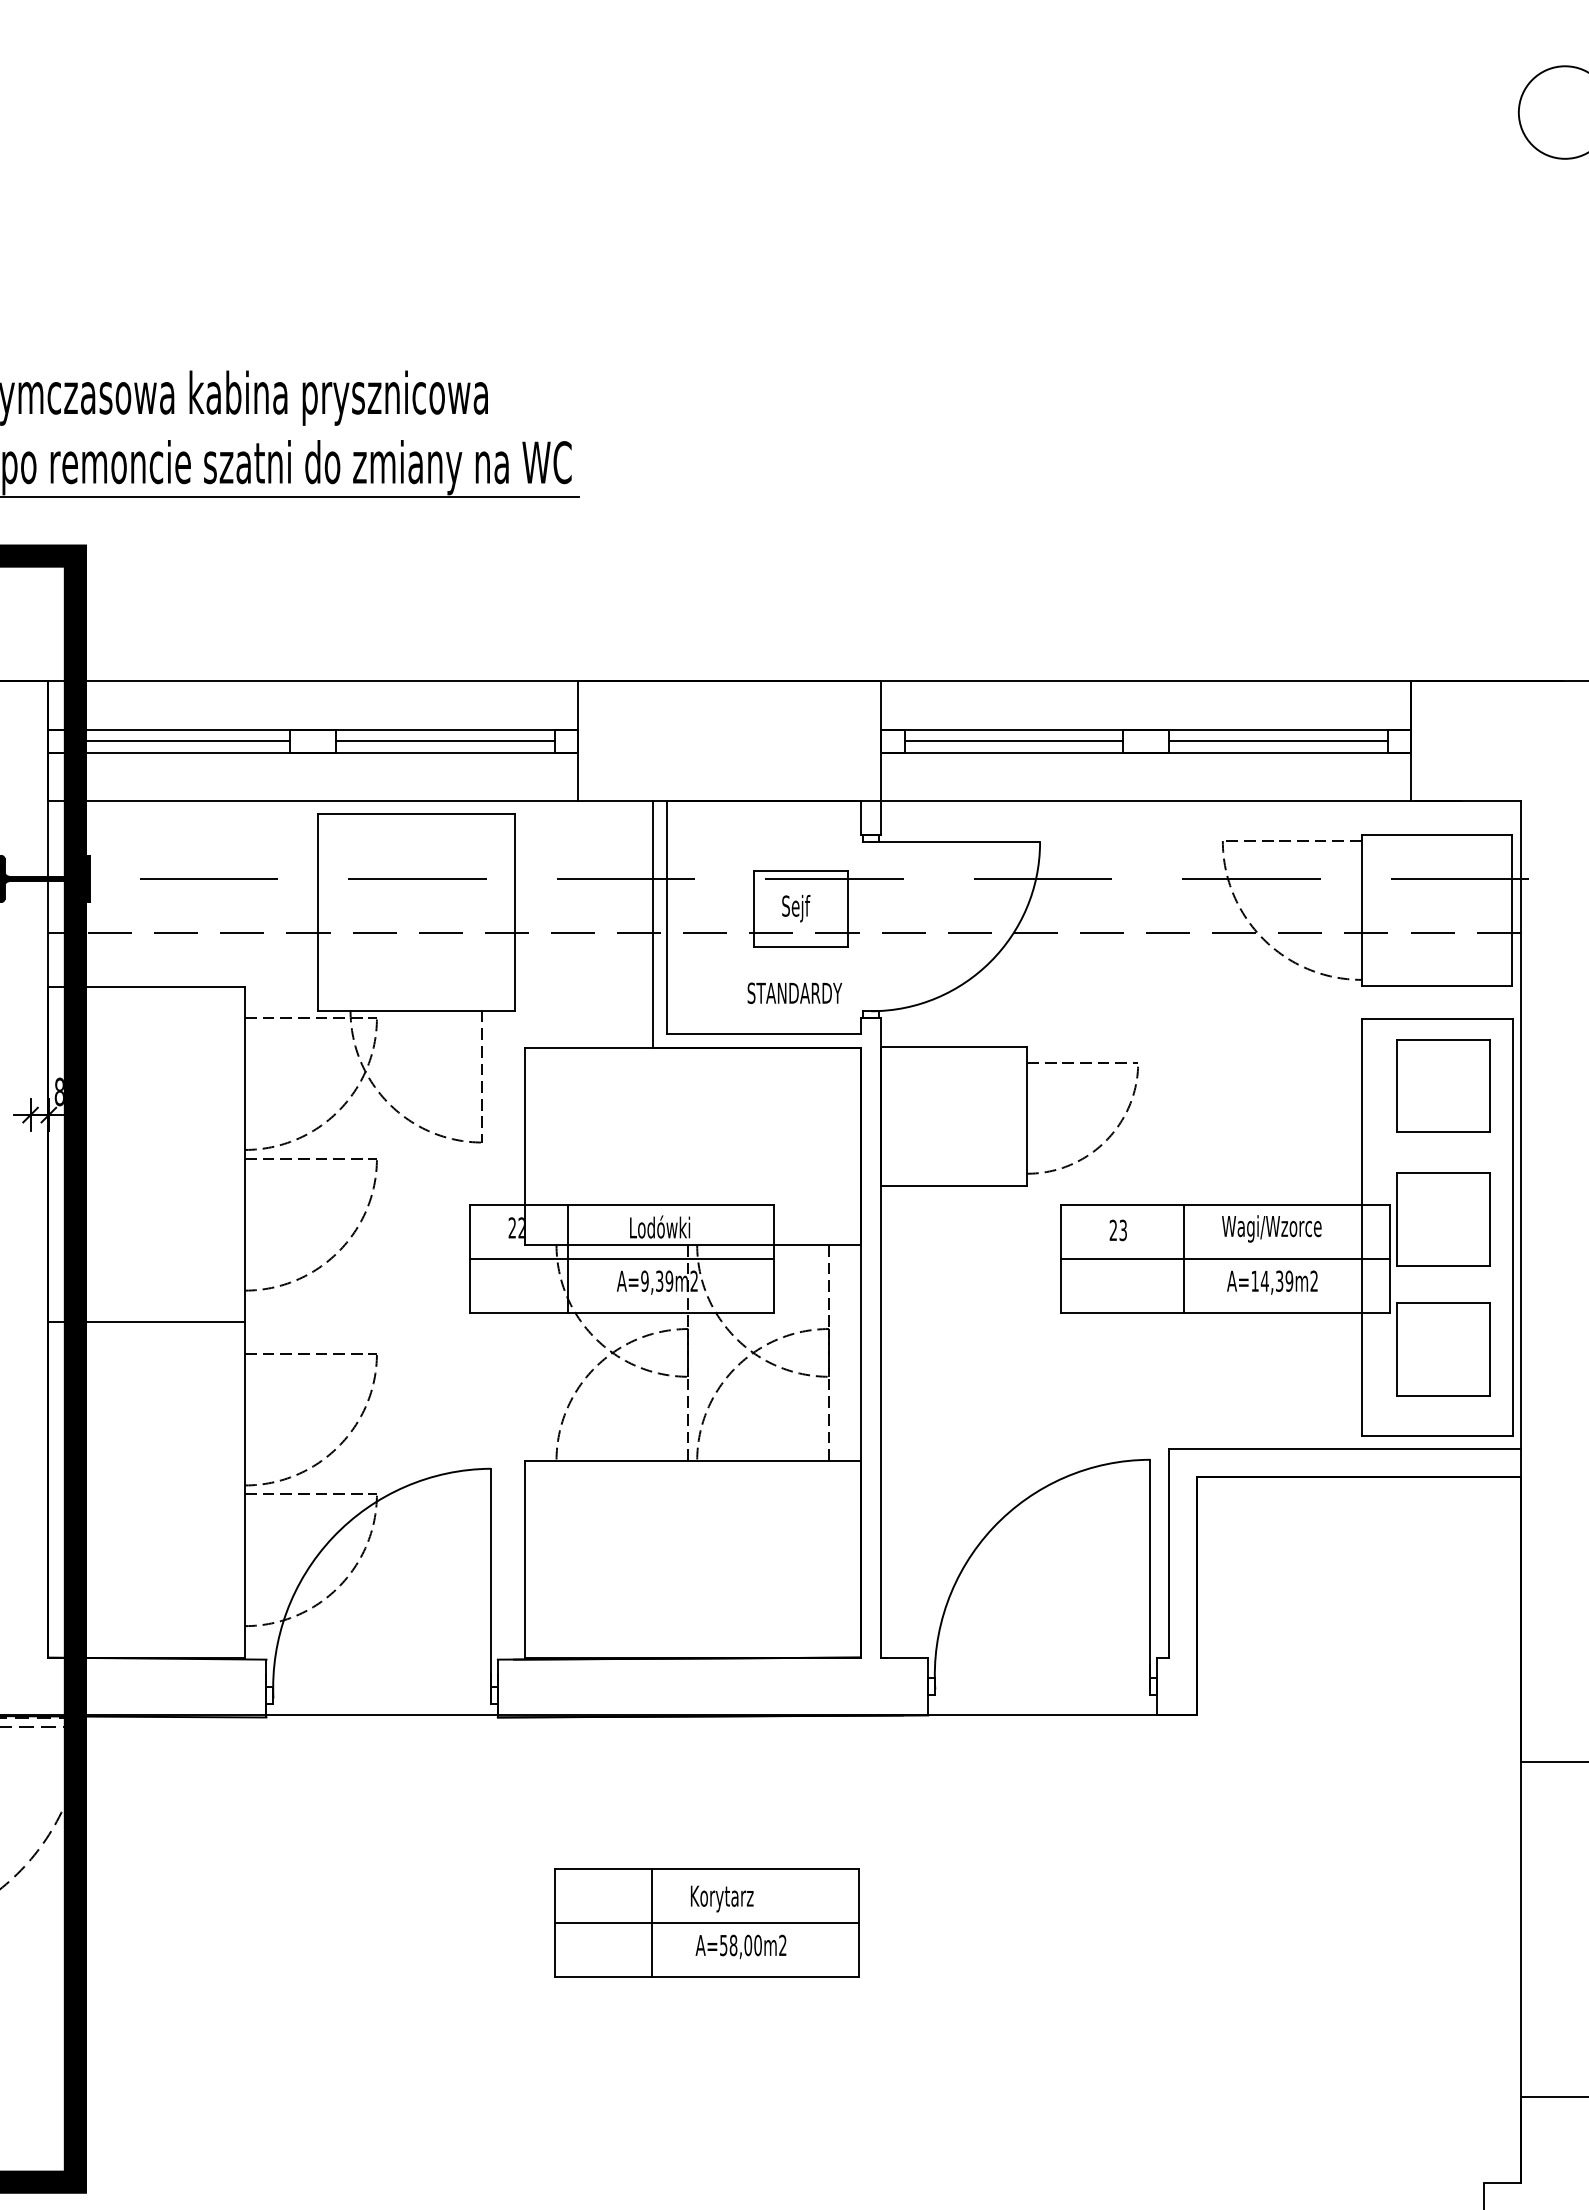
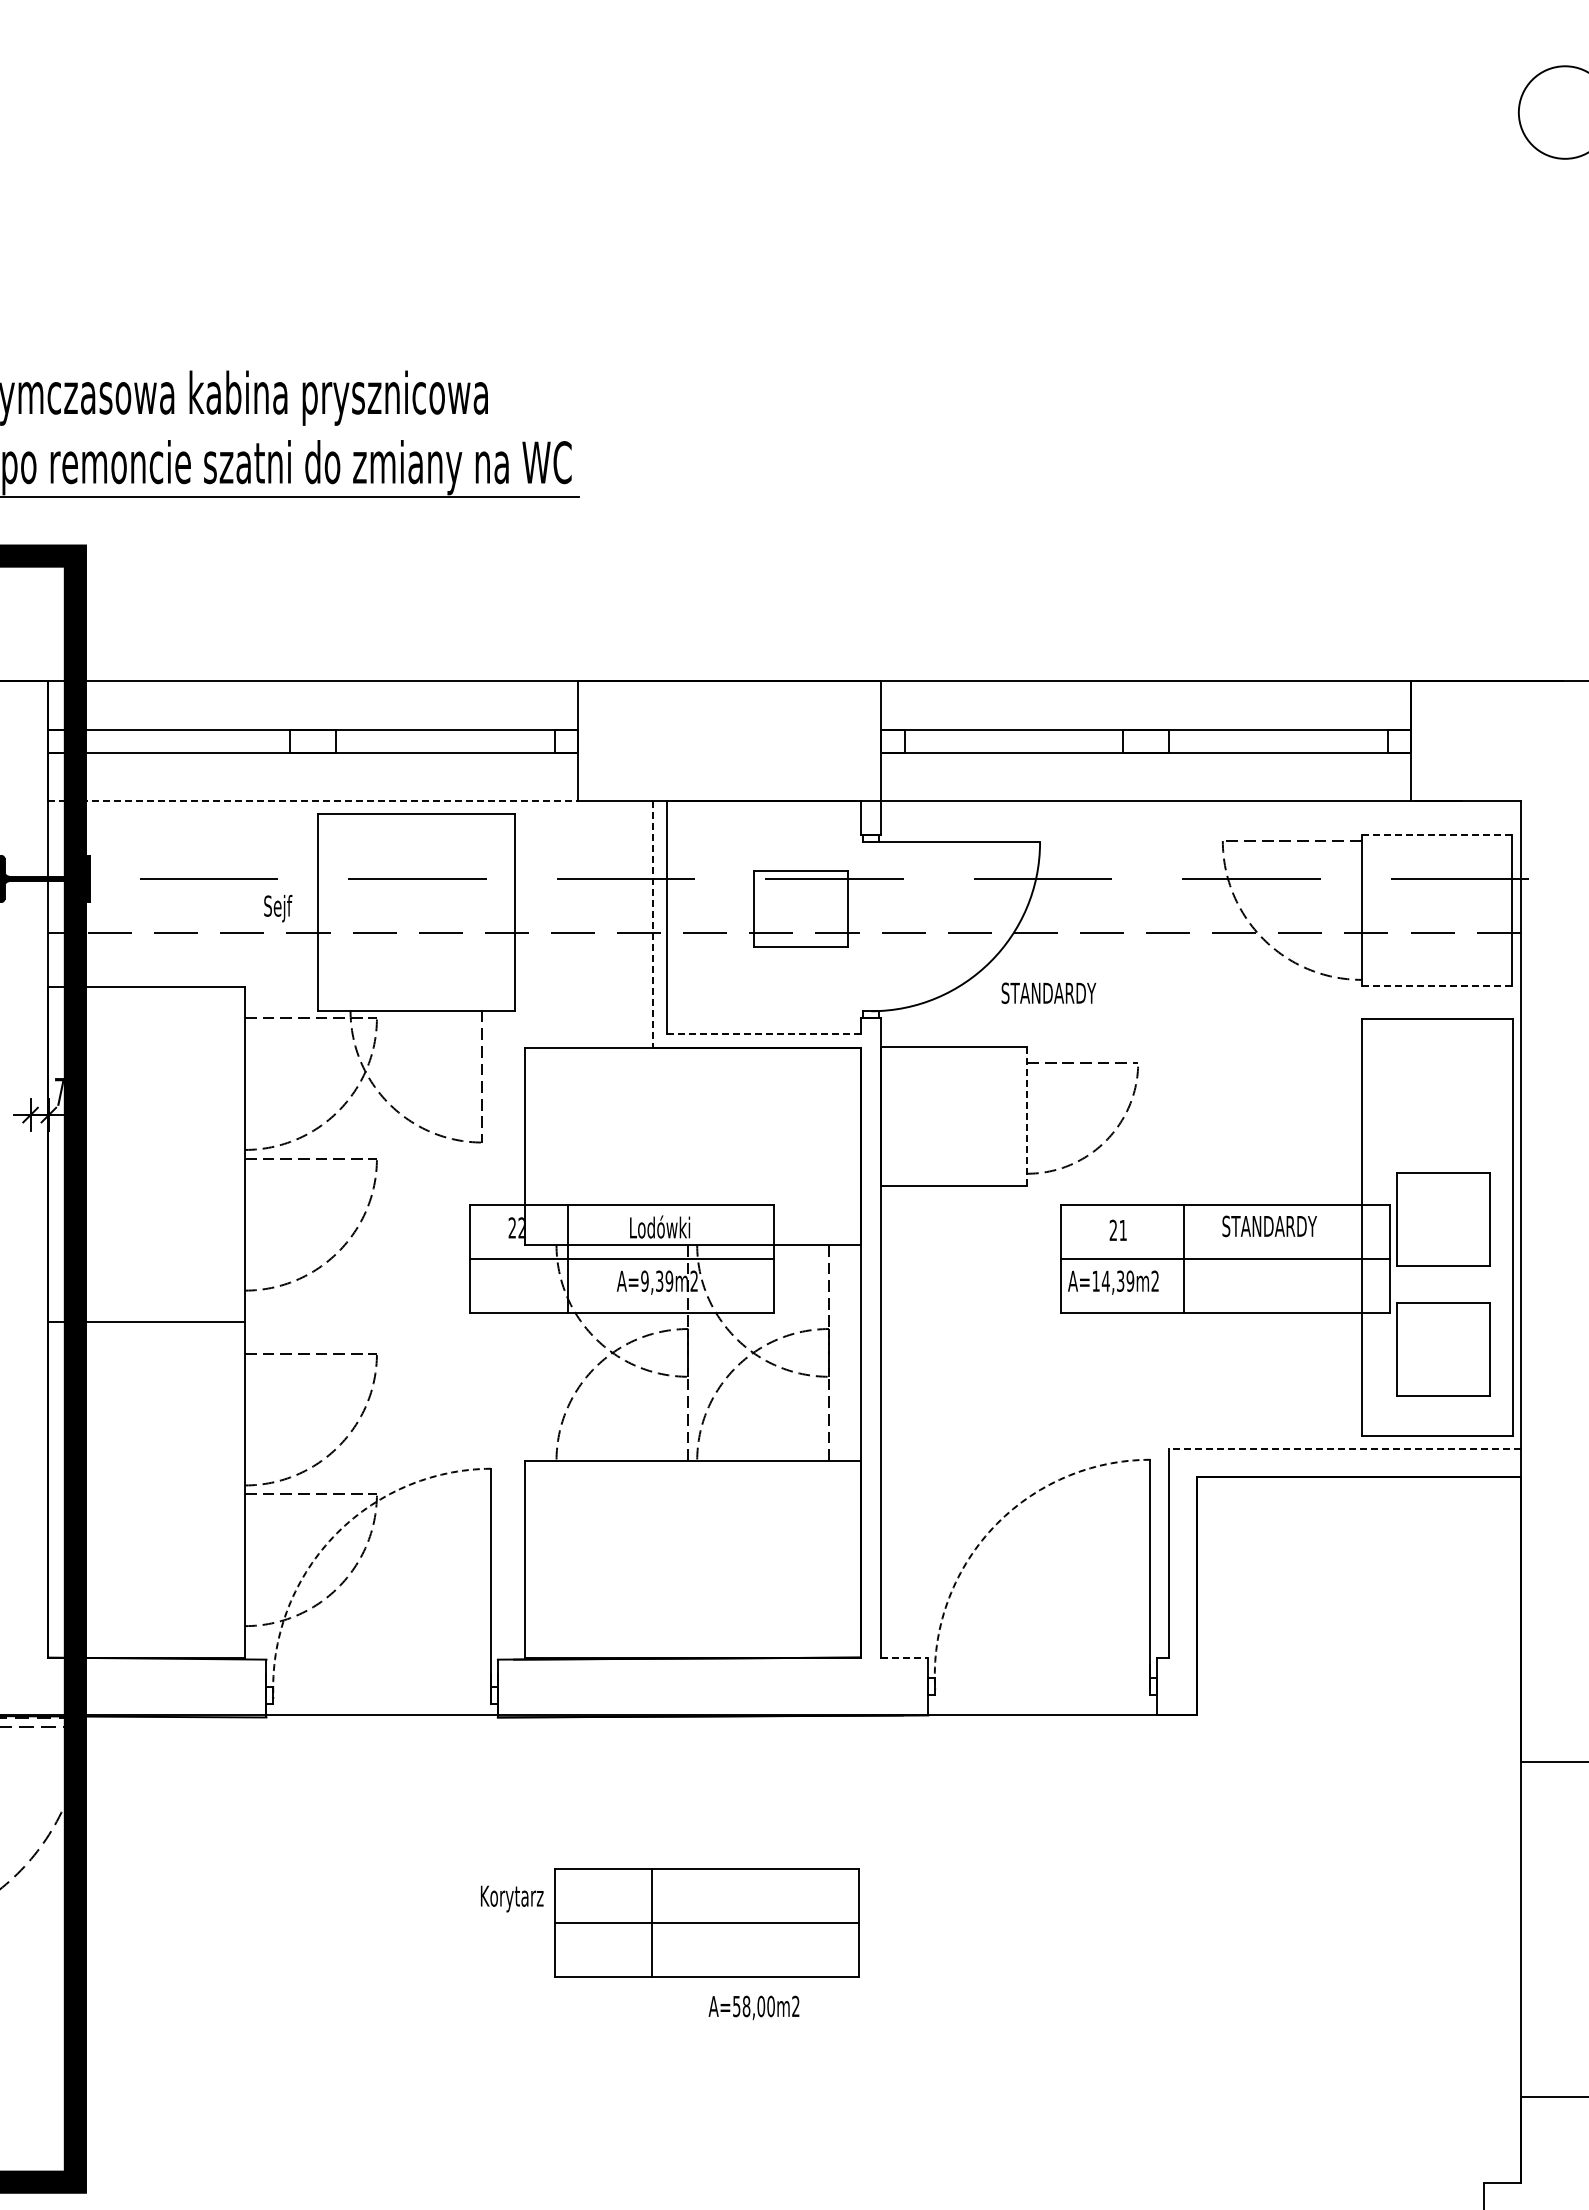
line: present -> none (180, 741)
line: present -> none (445, 741)
line: present -> none (1013, 741)
line: present -> none (1278, 741)
line: solid -> dashed (313, 801)
line: solid -> dashed (1437, 835)
text position: (796, 908) -> (278, 908) (278, 908)
line: solid -> dashed (652, 925)
line: solid -> dashed (1436, 985)
text position: (794, 992) -> (1048, 992) (1048, 992)
line: solid -> dashed (764, 1034)
part: present -> none (1443, 1085)
text: 8 -> 7 (58, 1091)
line: solid -> dashed (1027, 1117)
text: Wagi/Wzorce -> STANDARDY (1271, 1228)
text: 23 -> 21 (1122, 1230)
text position: (1272, 1282) -> (1113, 1282) (1113, 1282)
line: solid -> dashed (1344, 1449)
arc: solid -> dashed (993, 1527)
arc: solid -> dashed (333, 1537)
line: solid -> dashed (905, 1657)
text position: (722, 1898) -> (512, 1898) (512, 1898)
text position: (740, 1946) -> (753, 2007) (753, 2007)
